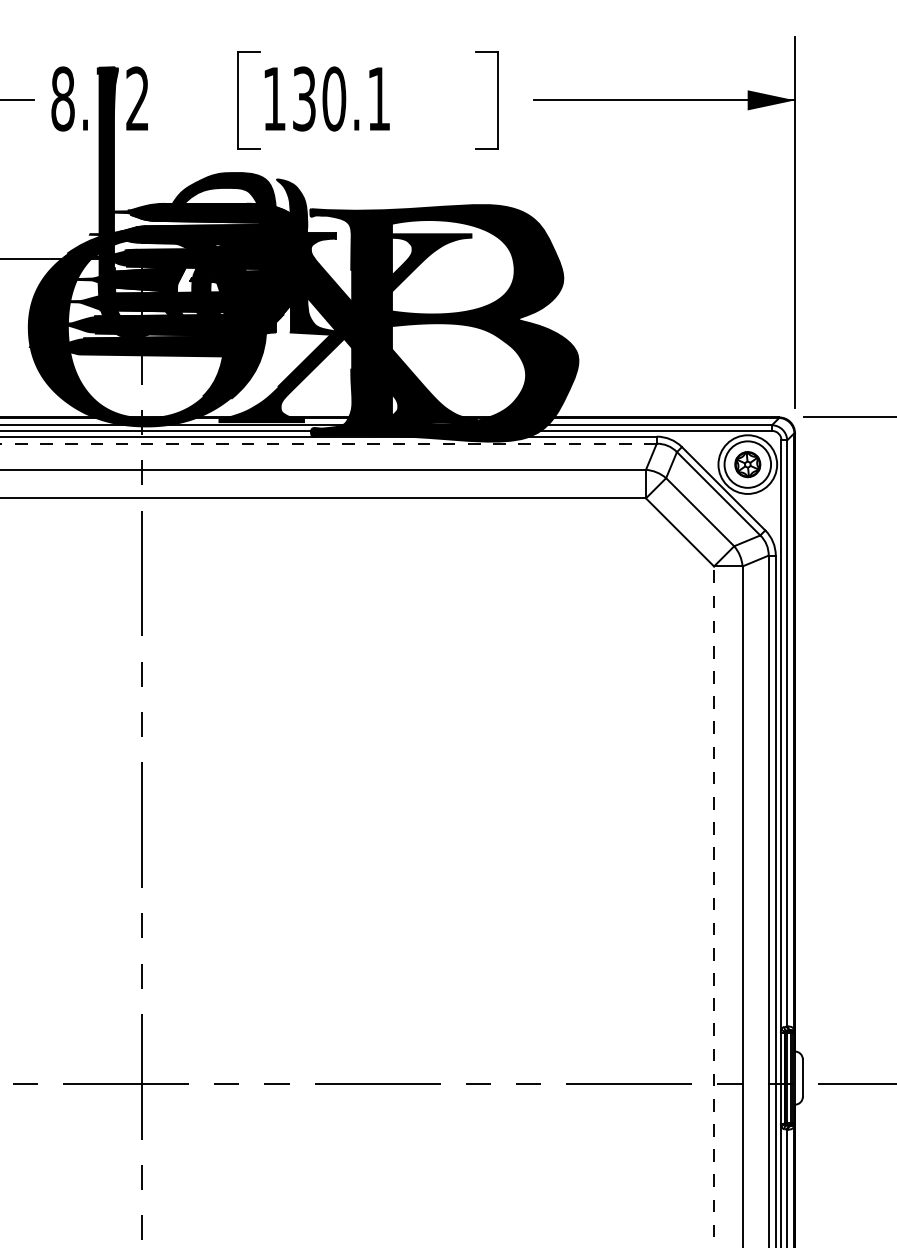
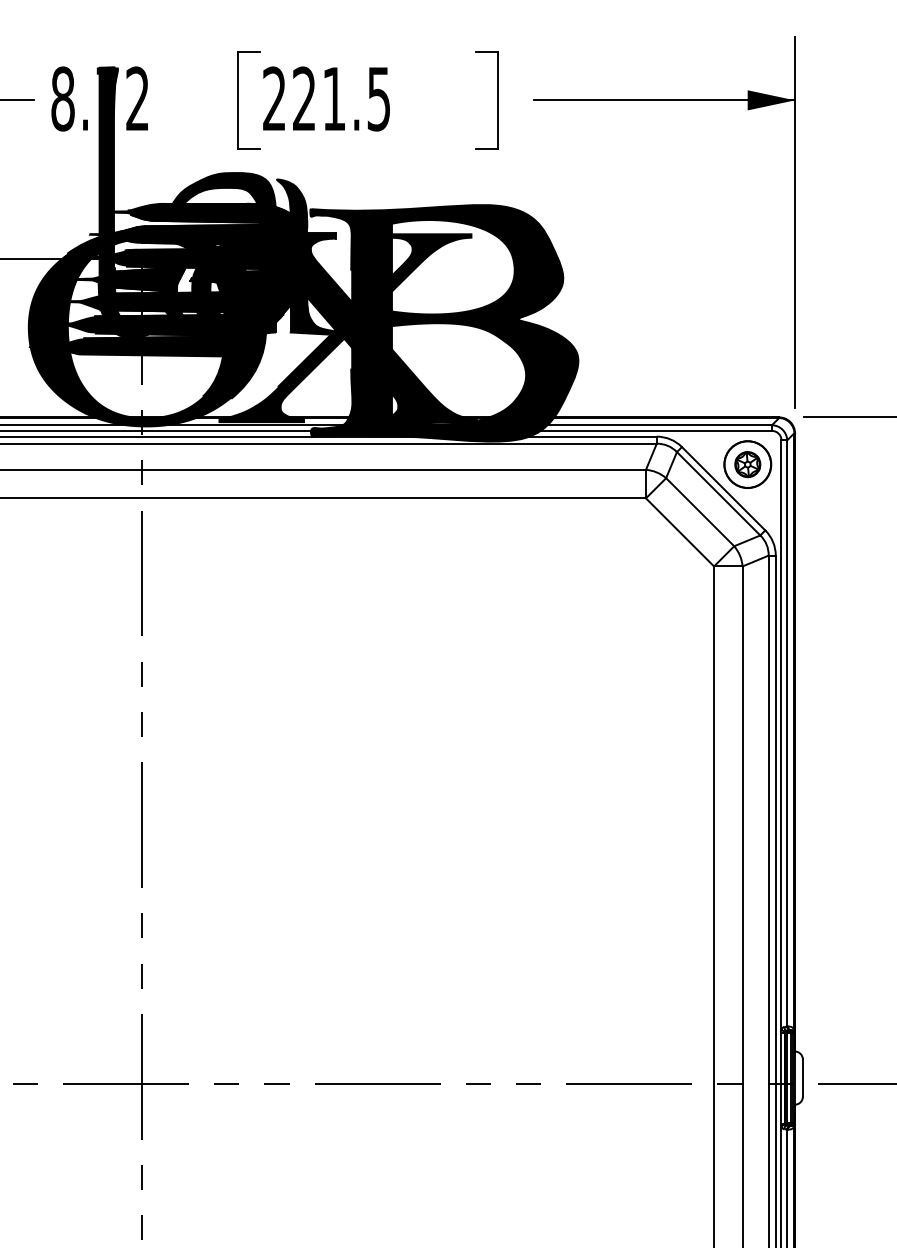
text: 130.1 -> 221.5 (326, 98)
line: dashed -> solid (328, 443)
circle diameter: 59 px -> 47 px (747, 464)
line: dashed -> solid (714, 907)
